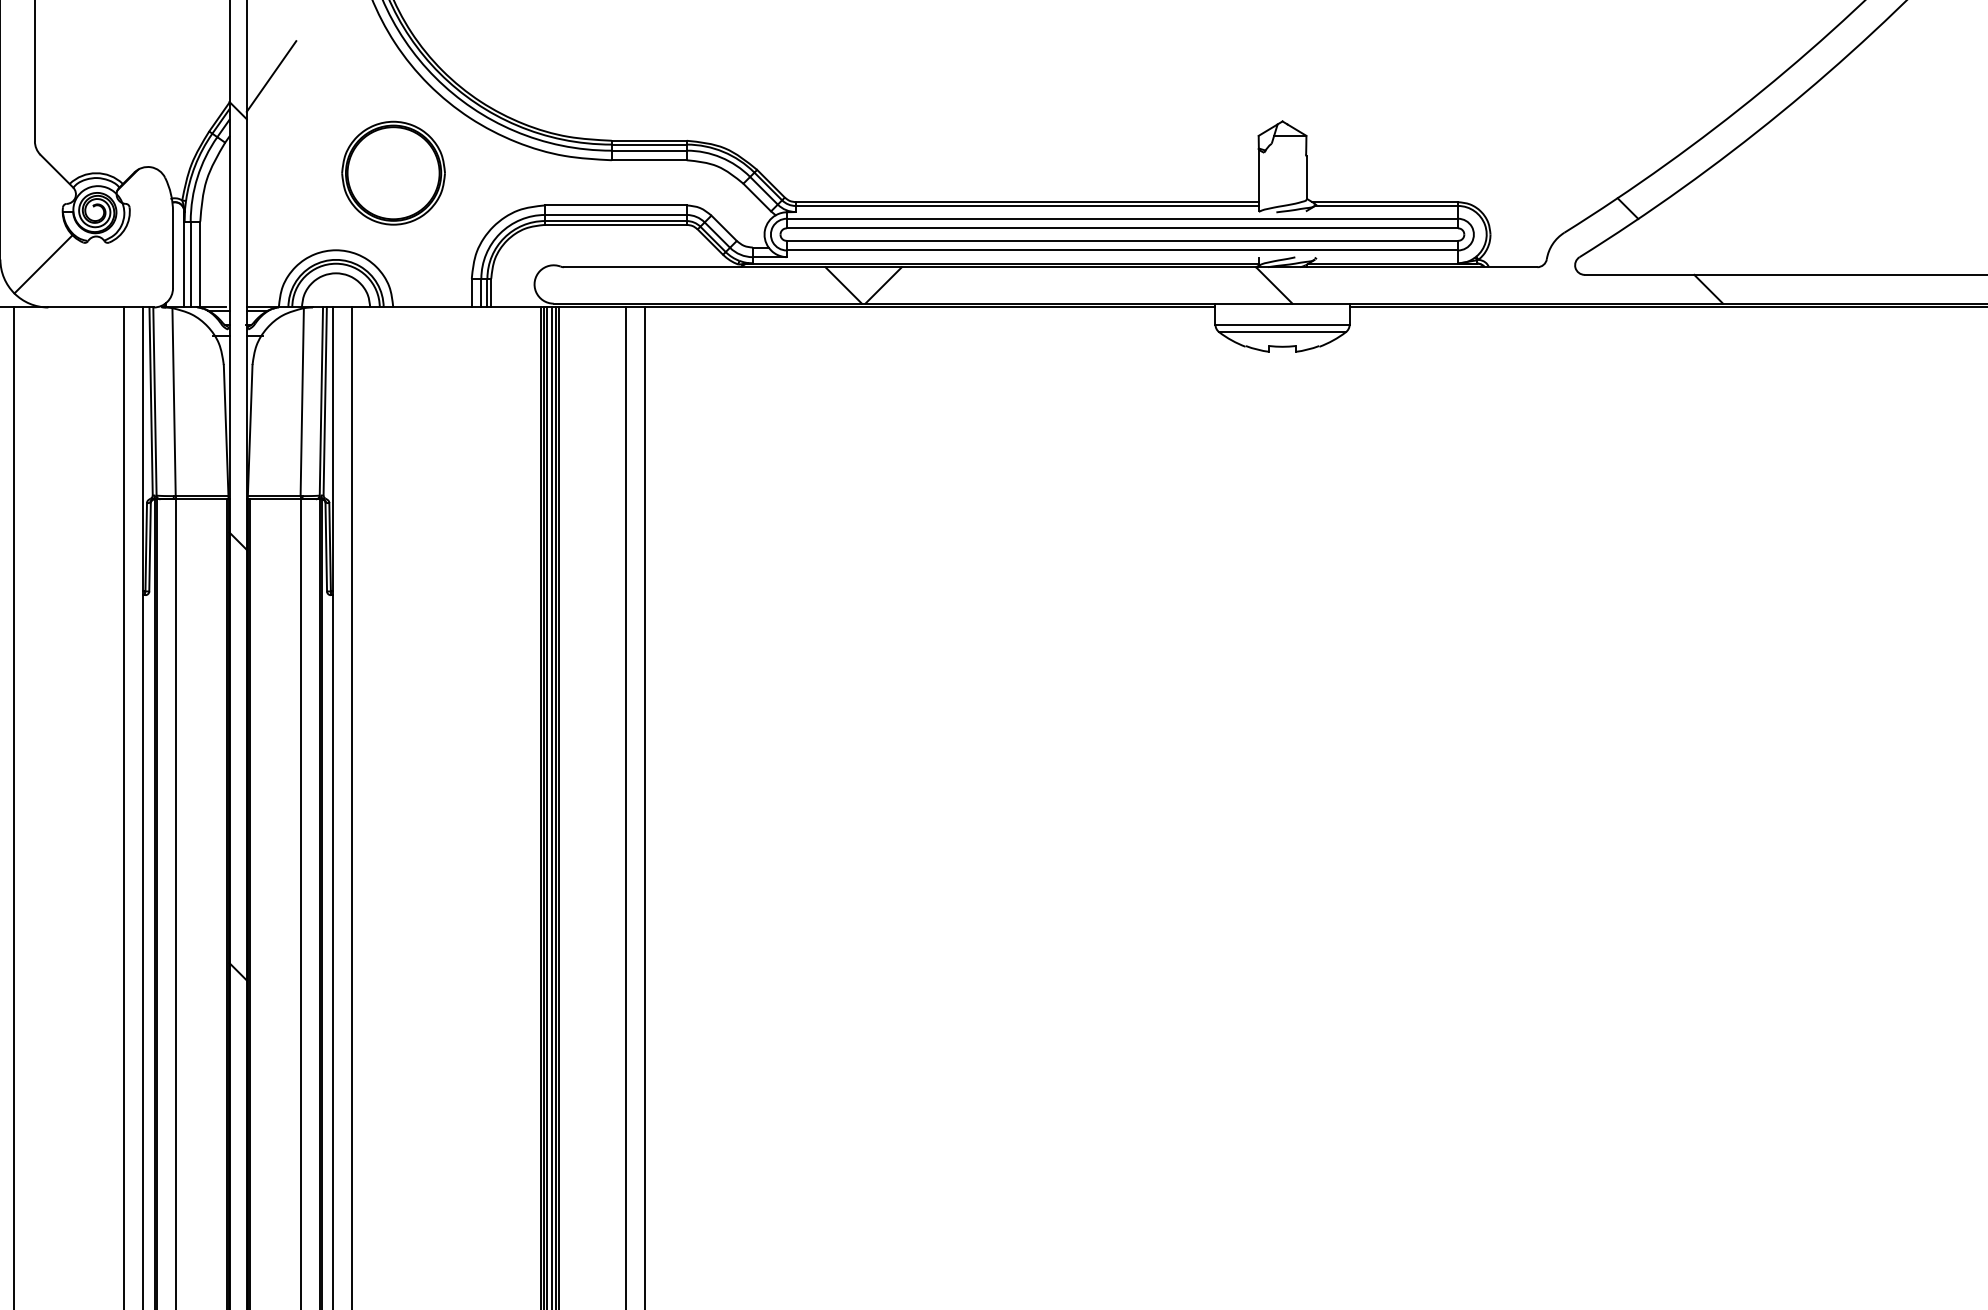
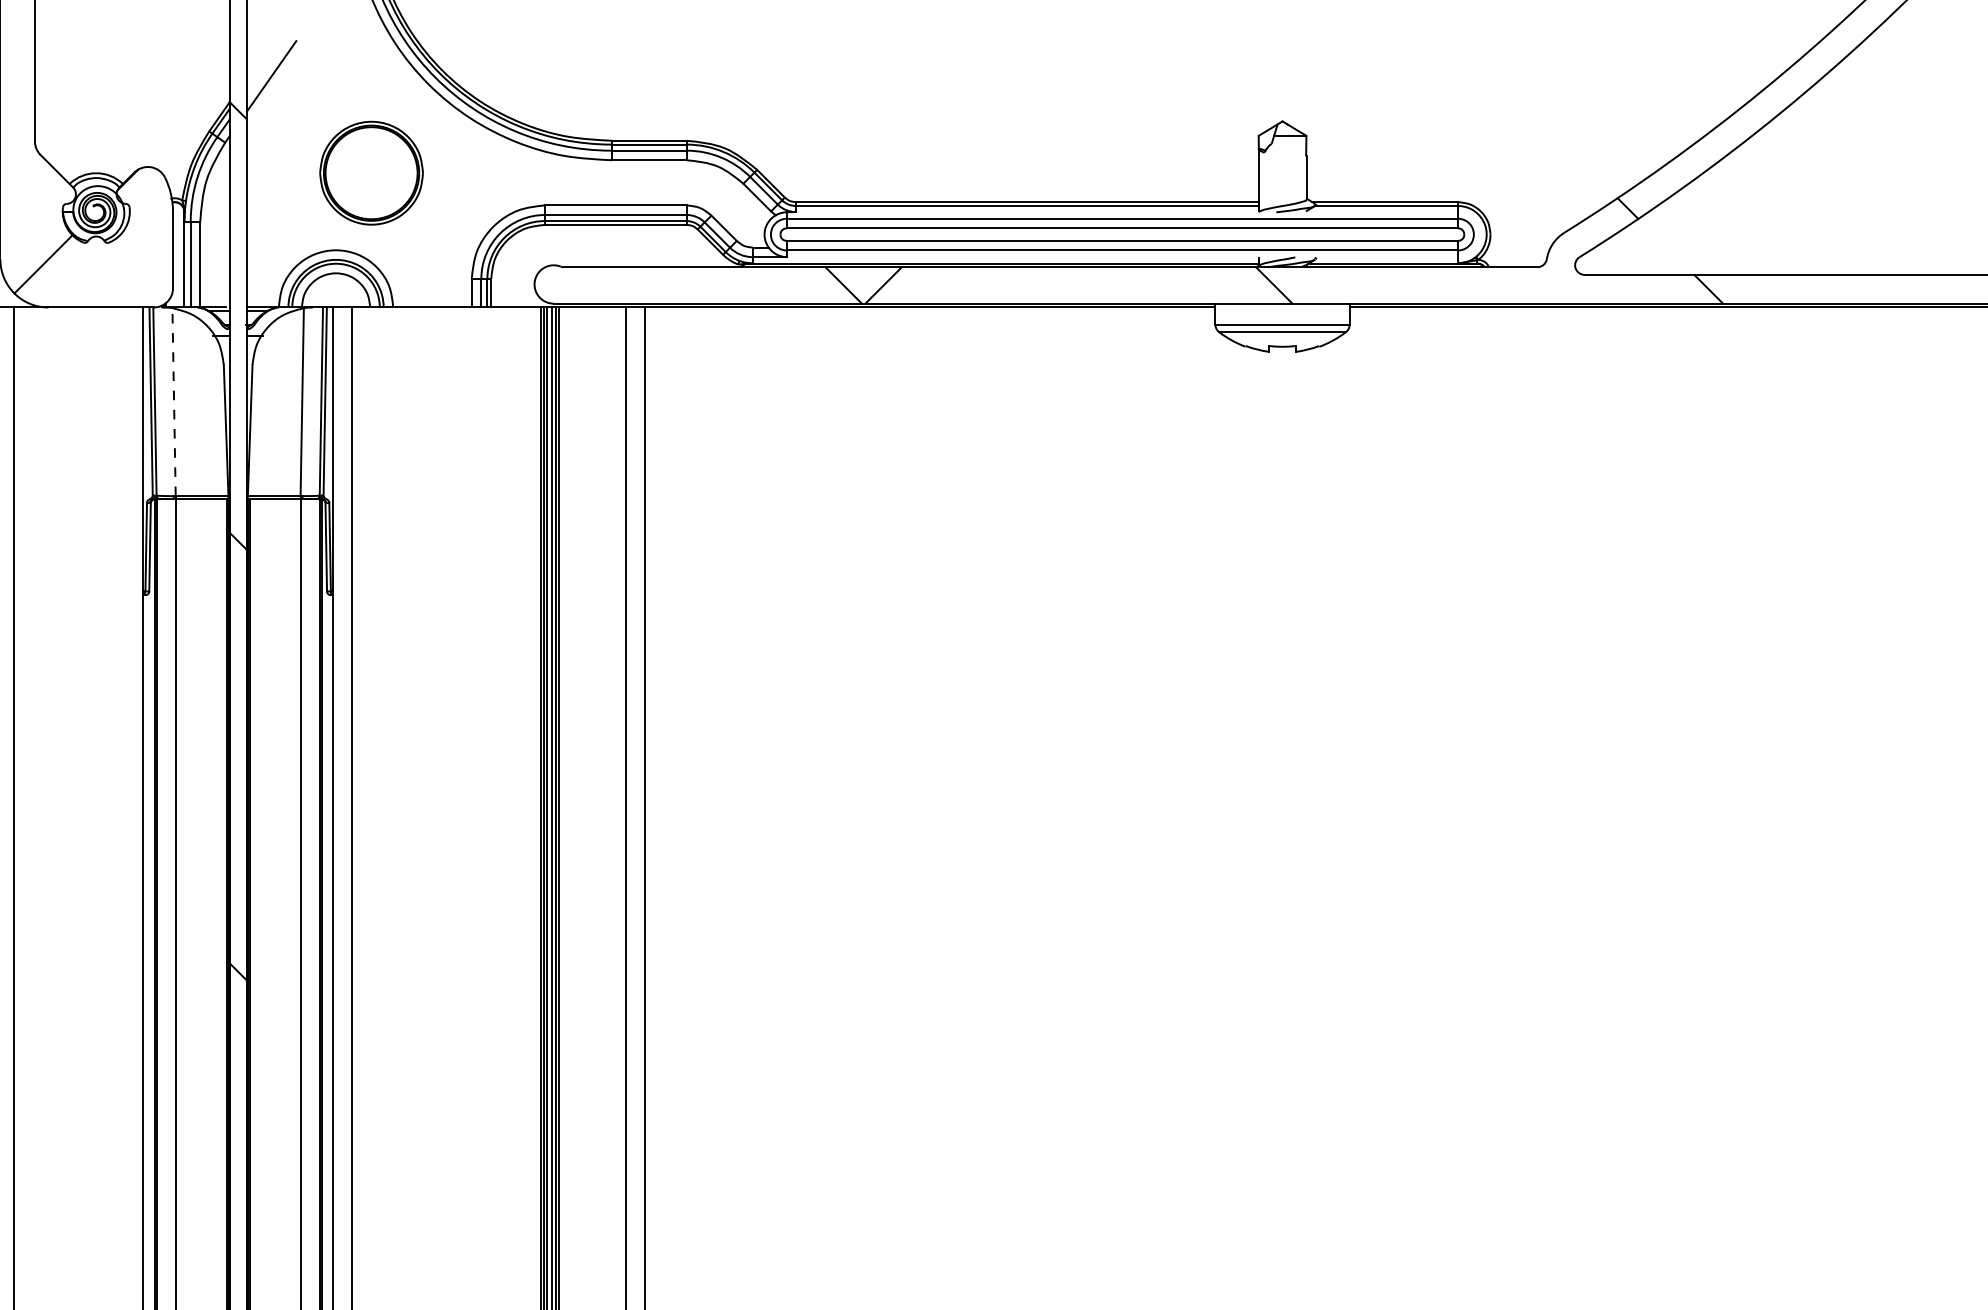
part position: (393, 172) -> (371, 172) (371, 172)
line: solid -> dashed (174, 402)
line: present -> none (124, 806)
